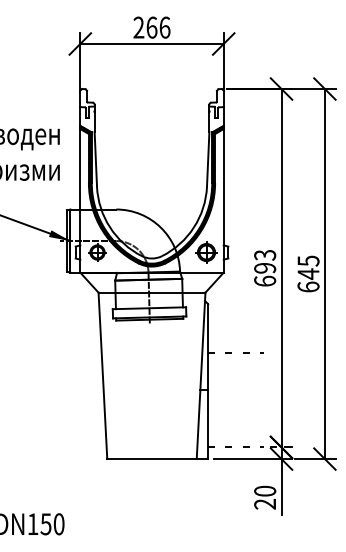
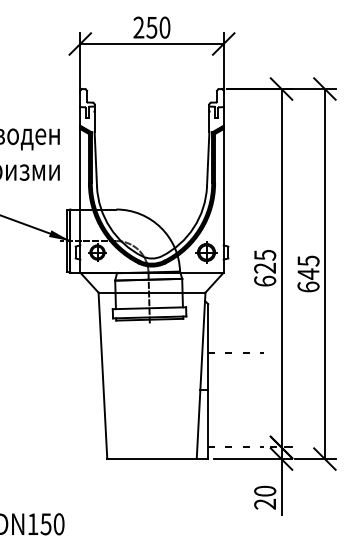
text: 266 -> 250 (158, 27)
text: 693 -> 625 (265, 261)
